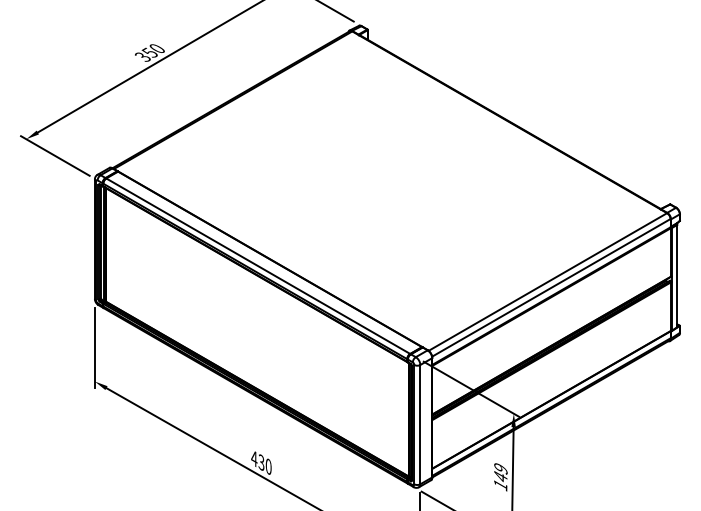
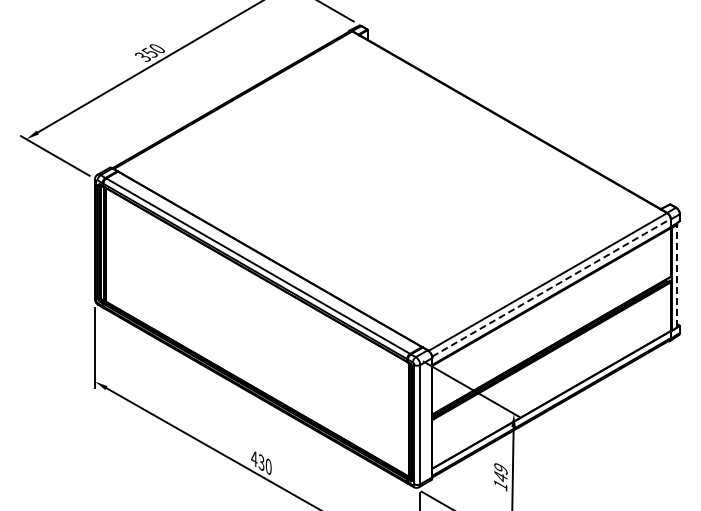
line: solid -> dashed (677, 275)
line: solid -> dashed (551, 287)
